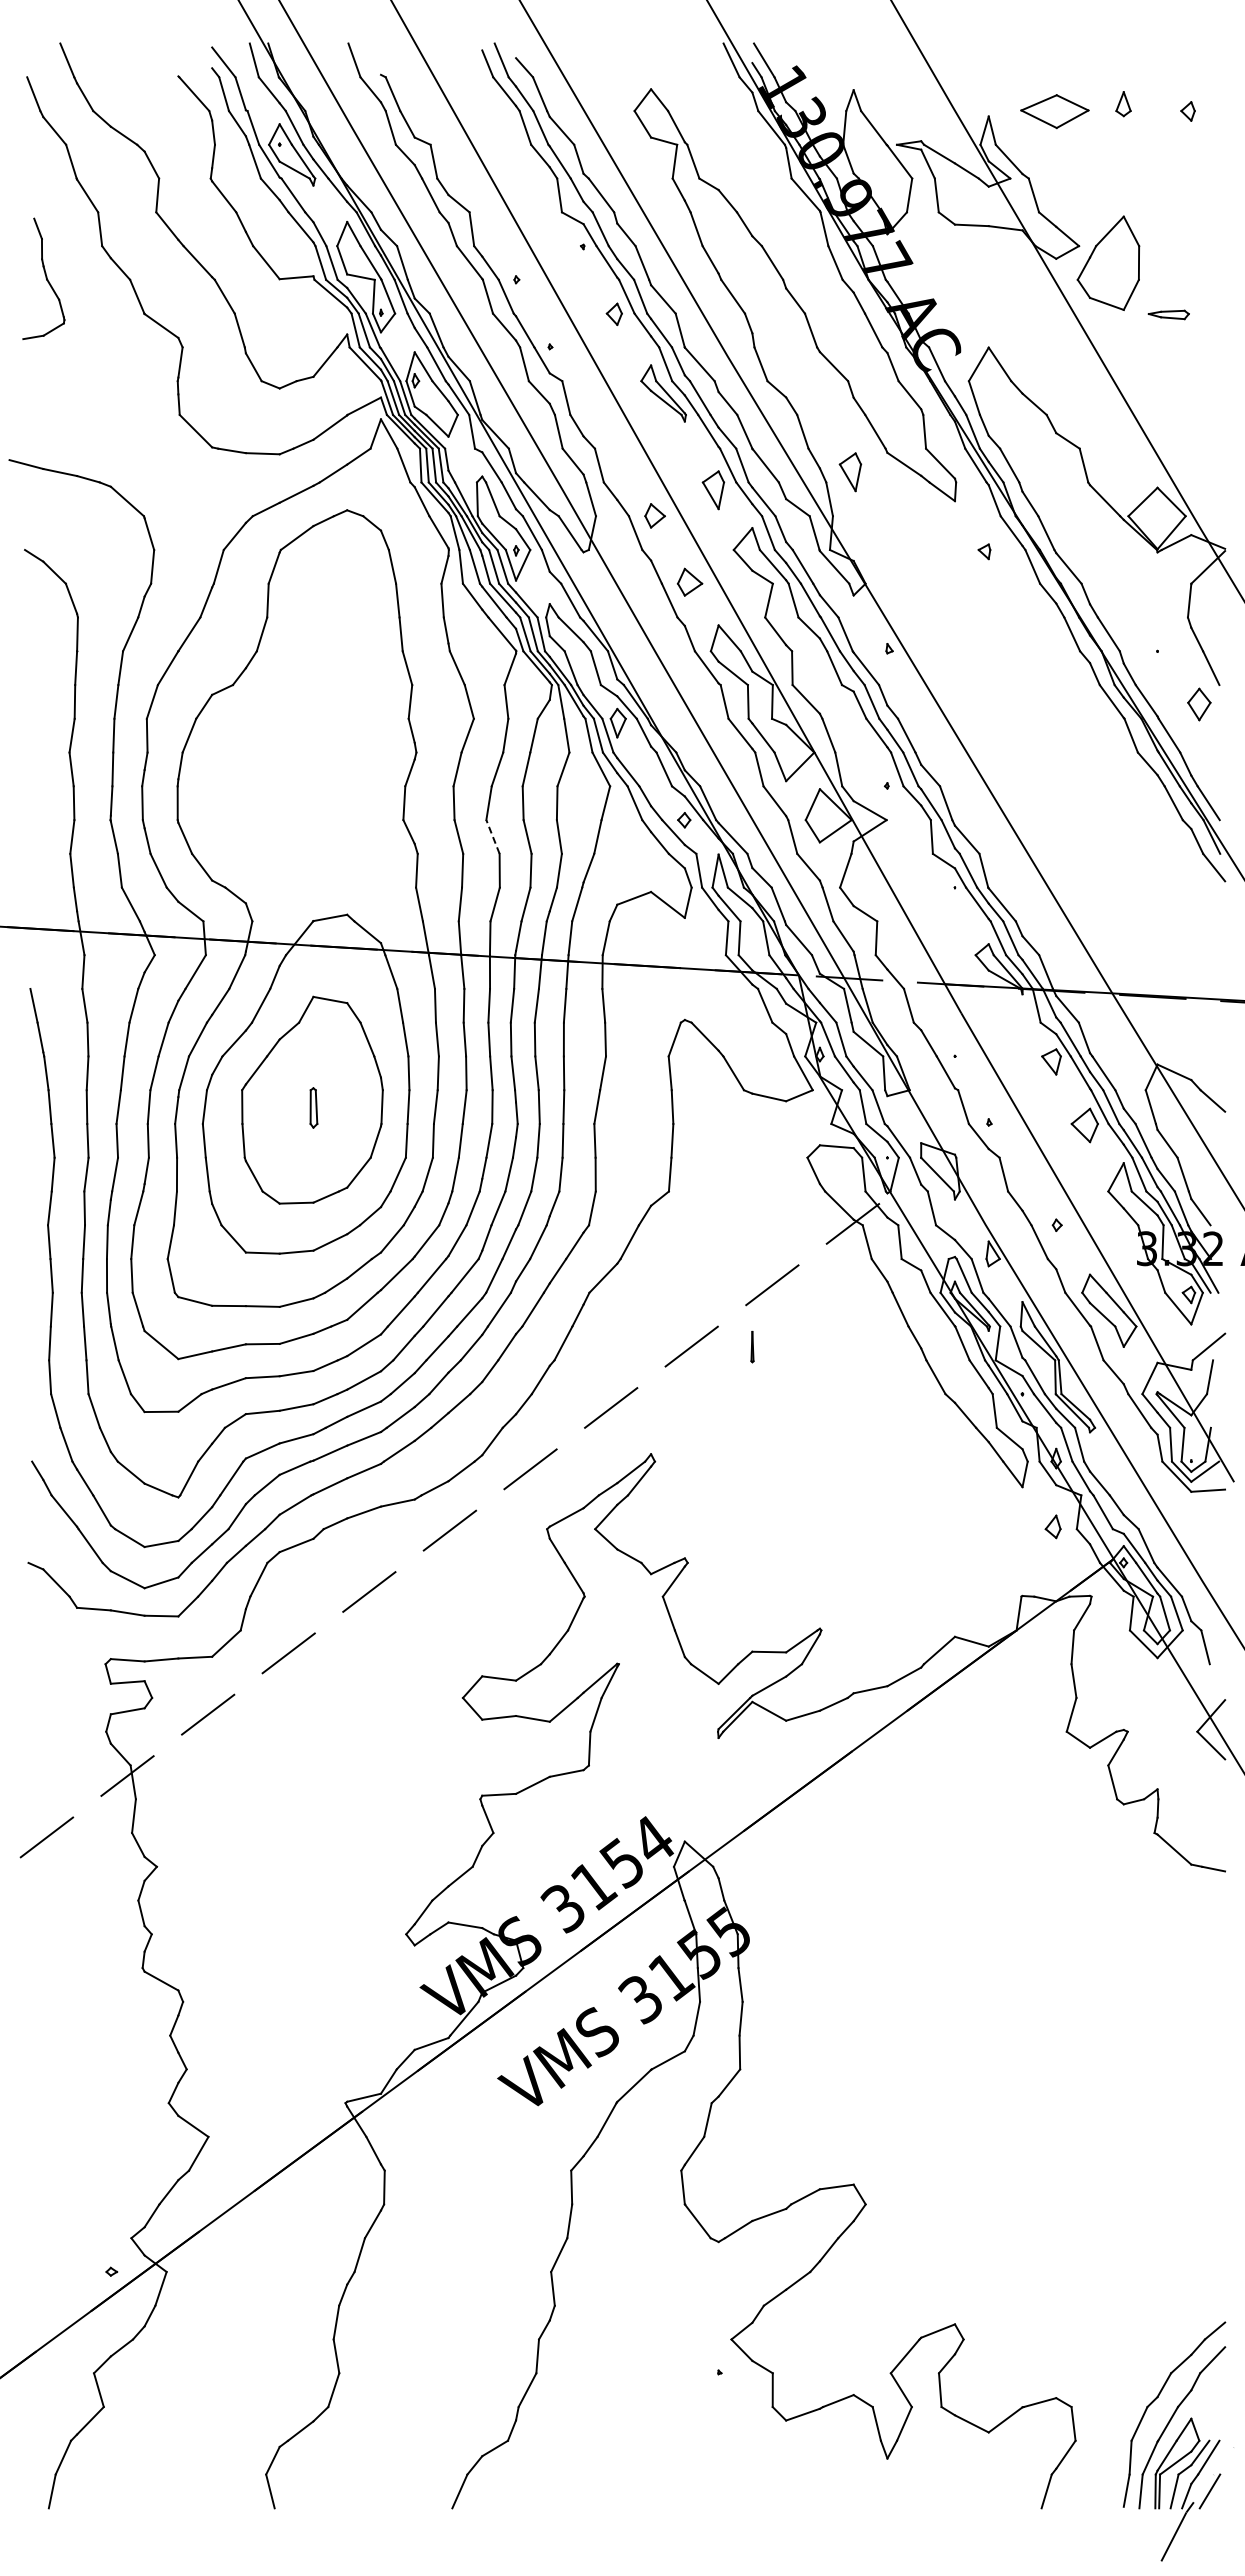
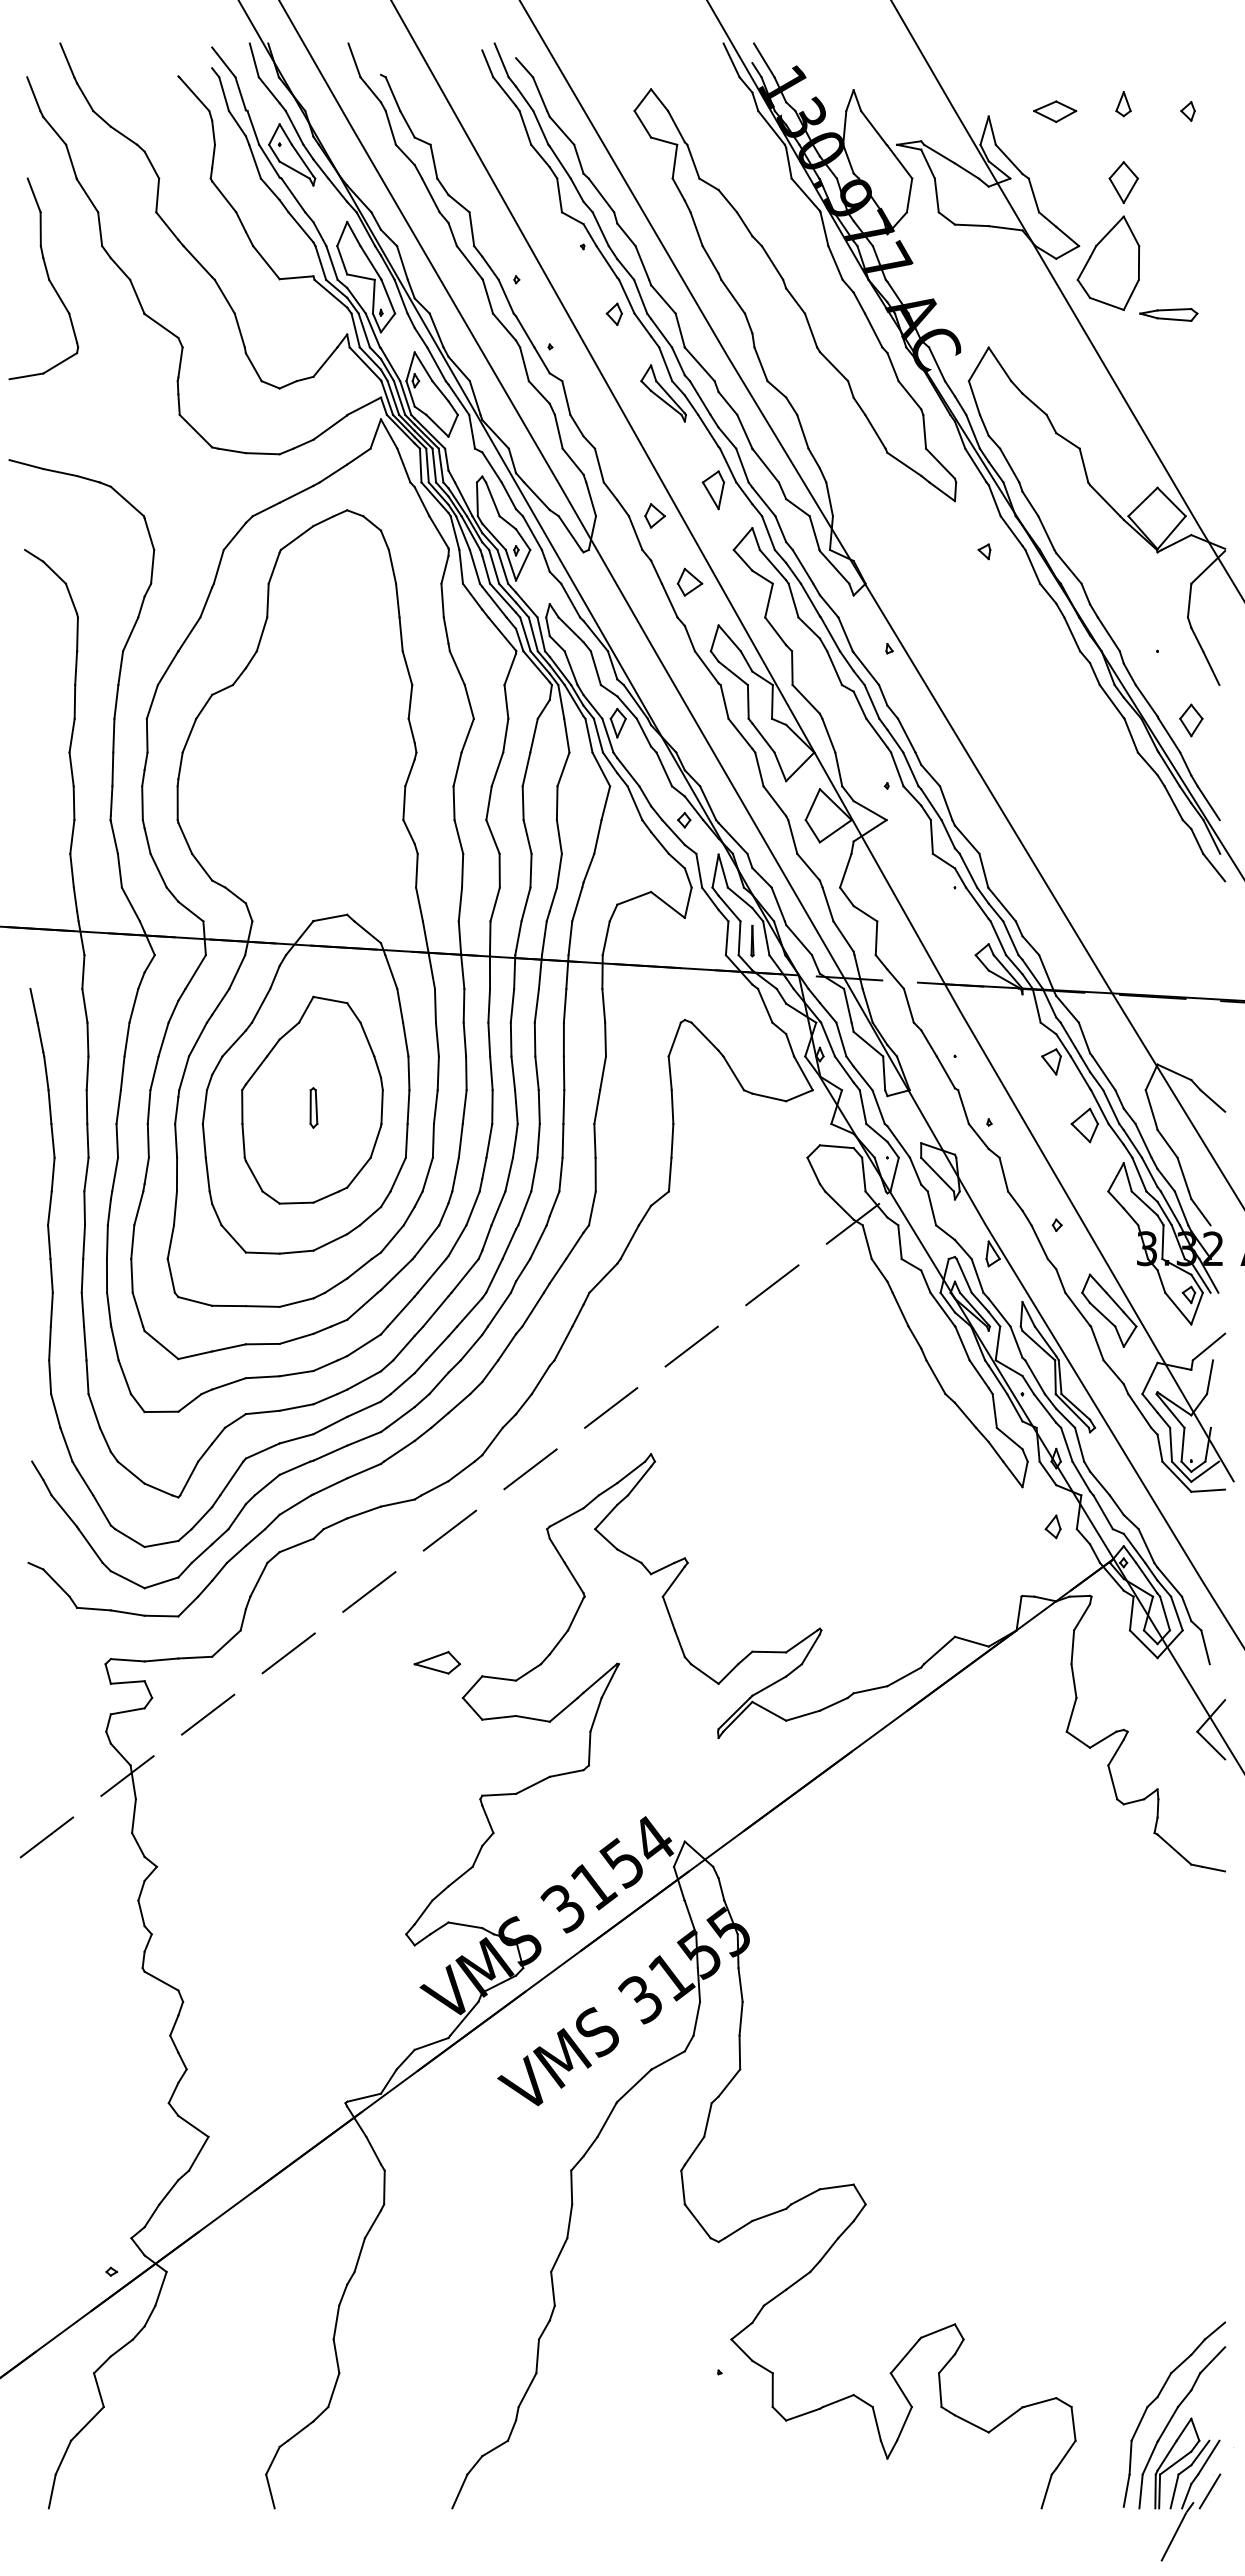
part size: 70x36 px -> 45x24 px (1055, 111)
part: none -> present (1123, 182)
part size: 44x123 px -> 72x204 px (43, 278)
part size: 43x12 px -> 60x14 px (1168, 314)
part: present -> none (850, 472)
part position: (1199, 704) -> (1191, 720) (1191, 720)
line: dashed -> solid (492, 836)
line position: (752, 1346) -> (752, 940) (752, 940)
part: none -> present (437, 1662)
